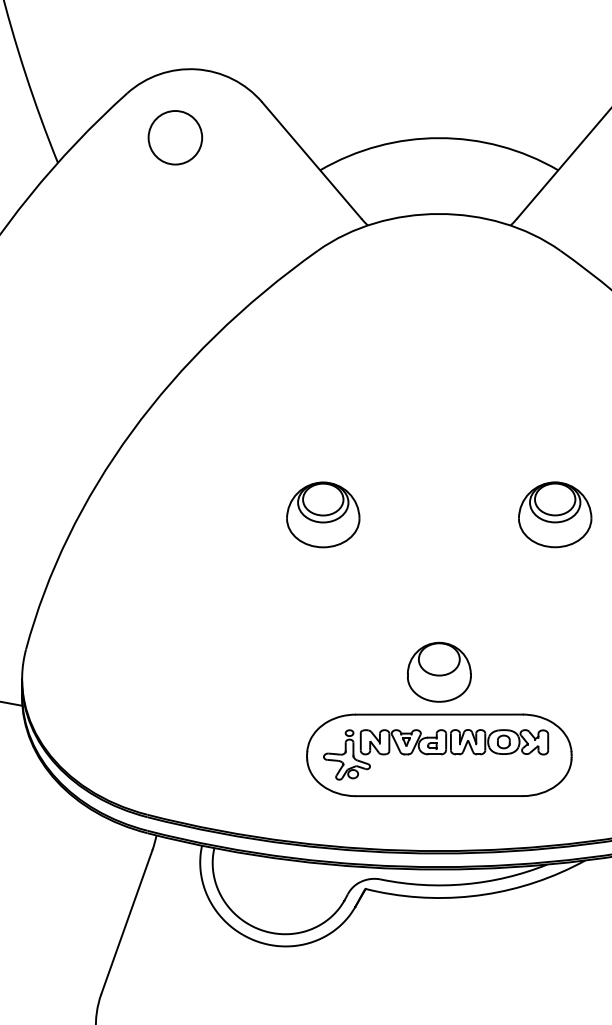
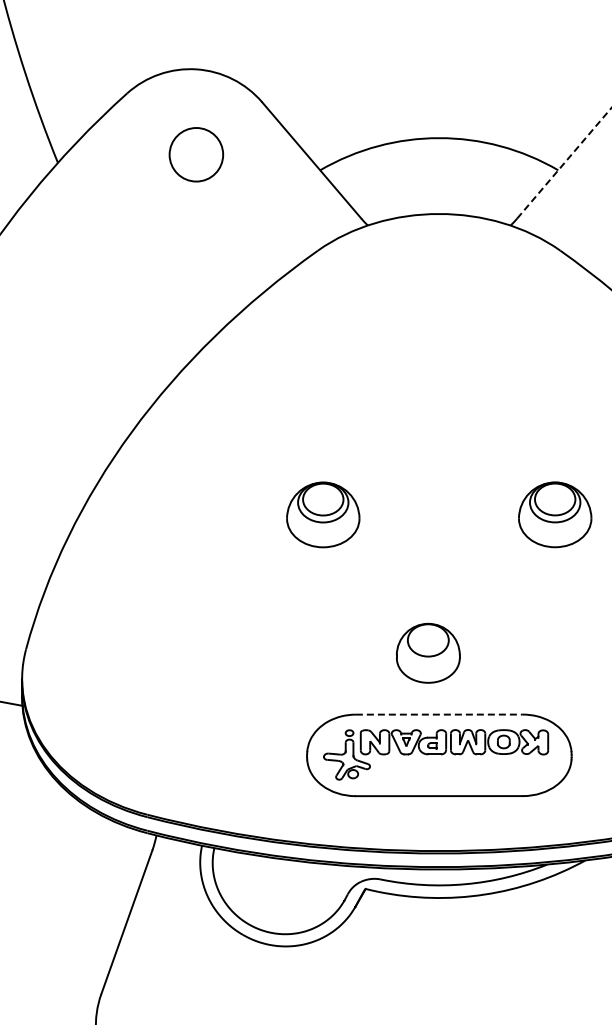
circle position: (175, 137) -> (196, 154) (196, 154)
line: solid -> dashed (564, 163)
part position: (439, 671) -> (428, 652) (428, 652)
line: solid -> dashed (439, 714)
